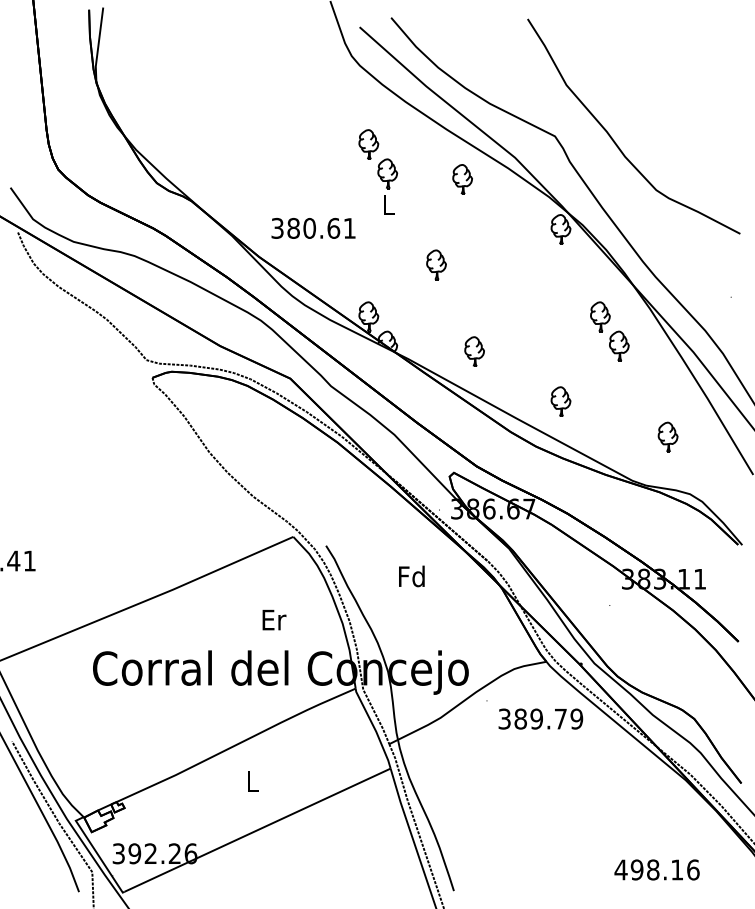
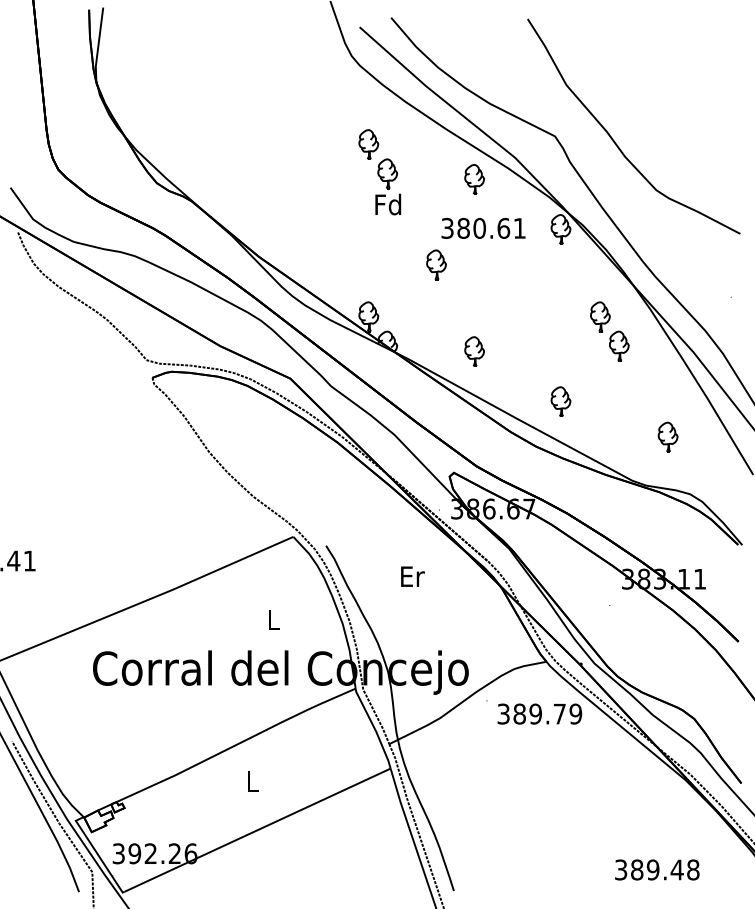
part position: (462, 179) -> (474, 179) (474, 179)
text: L -> Fd (388, 204)
text position: (313, 228) -> (483, 228) (483, 228)
text: Fd -> Er (411, 576)
text: Er -> L (274, 619)
text position: (540, 718) -> (539, 713) (539, 713)
text: 498.16 -> 389.48 (656, 869)
